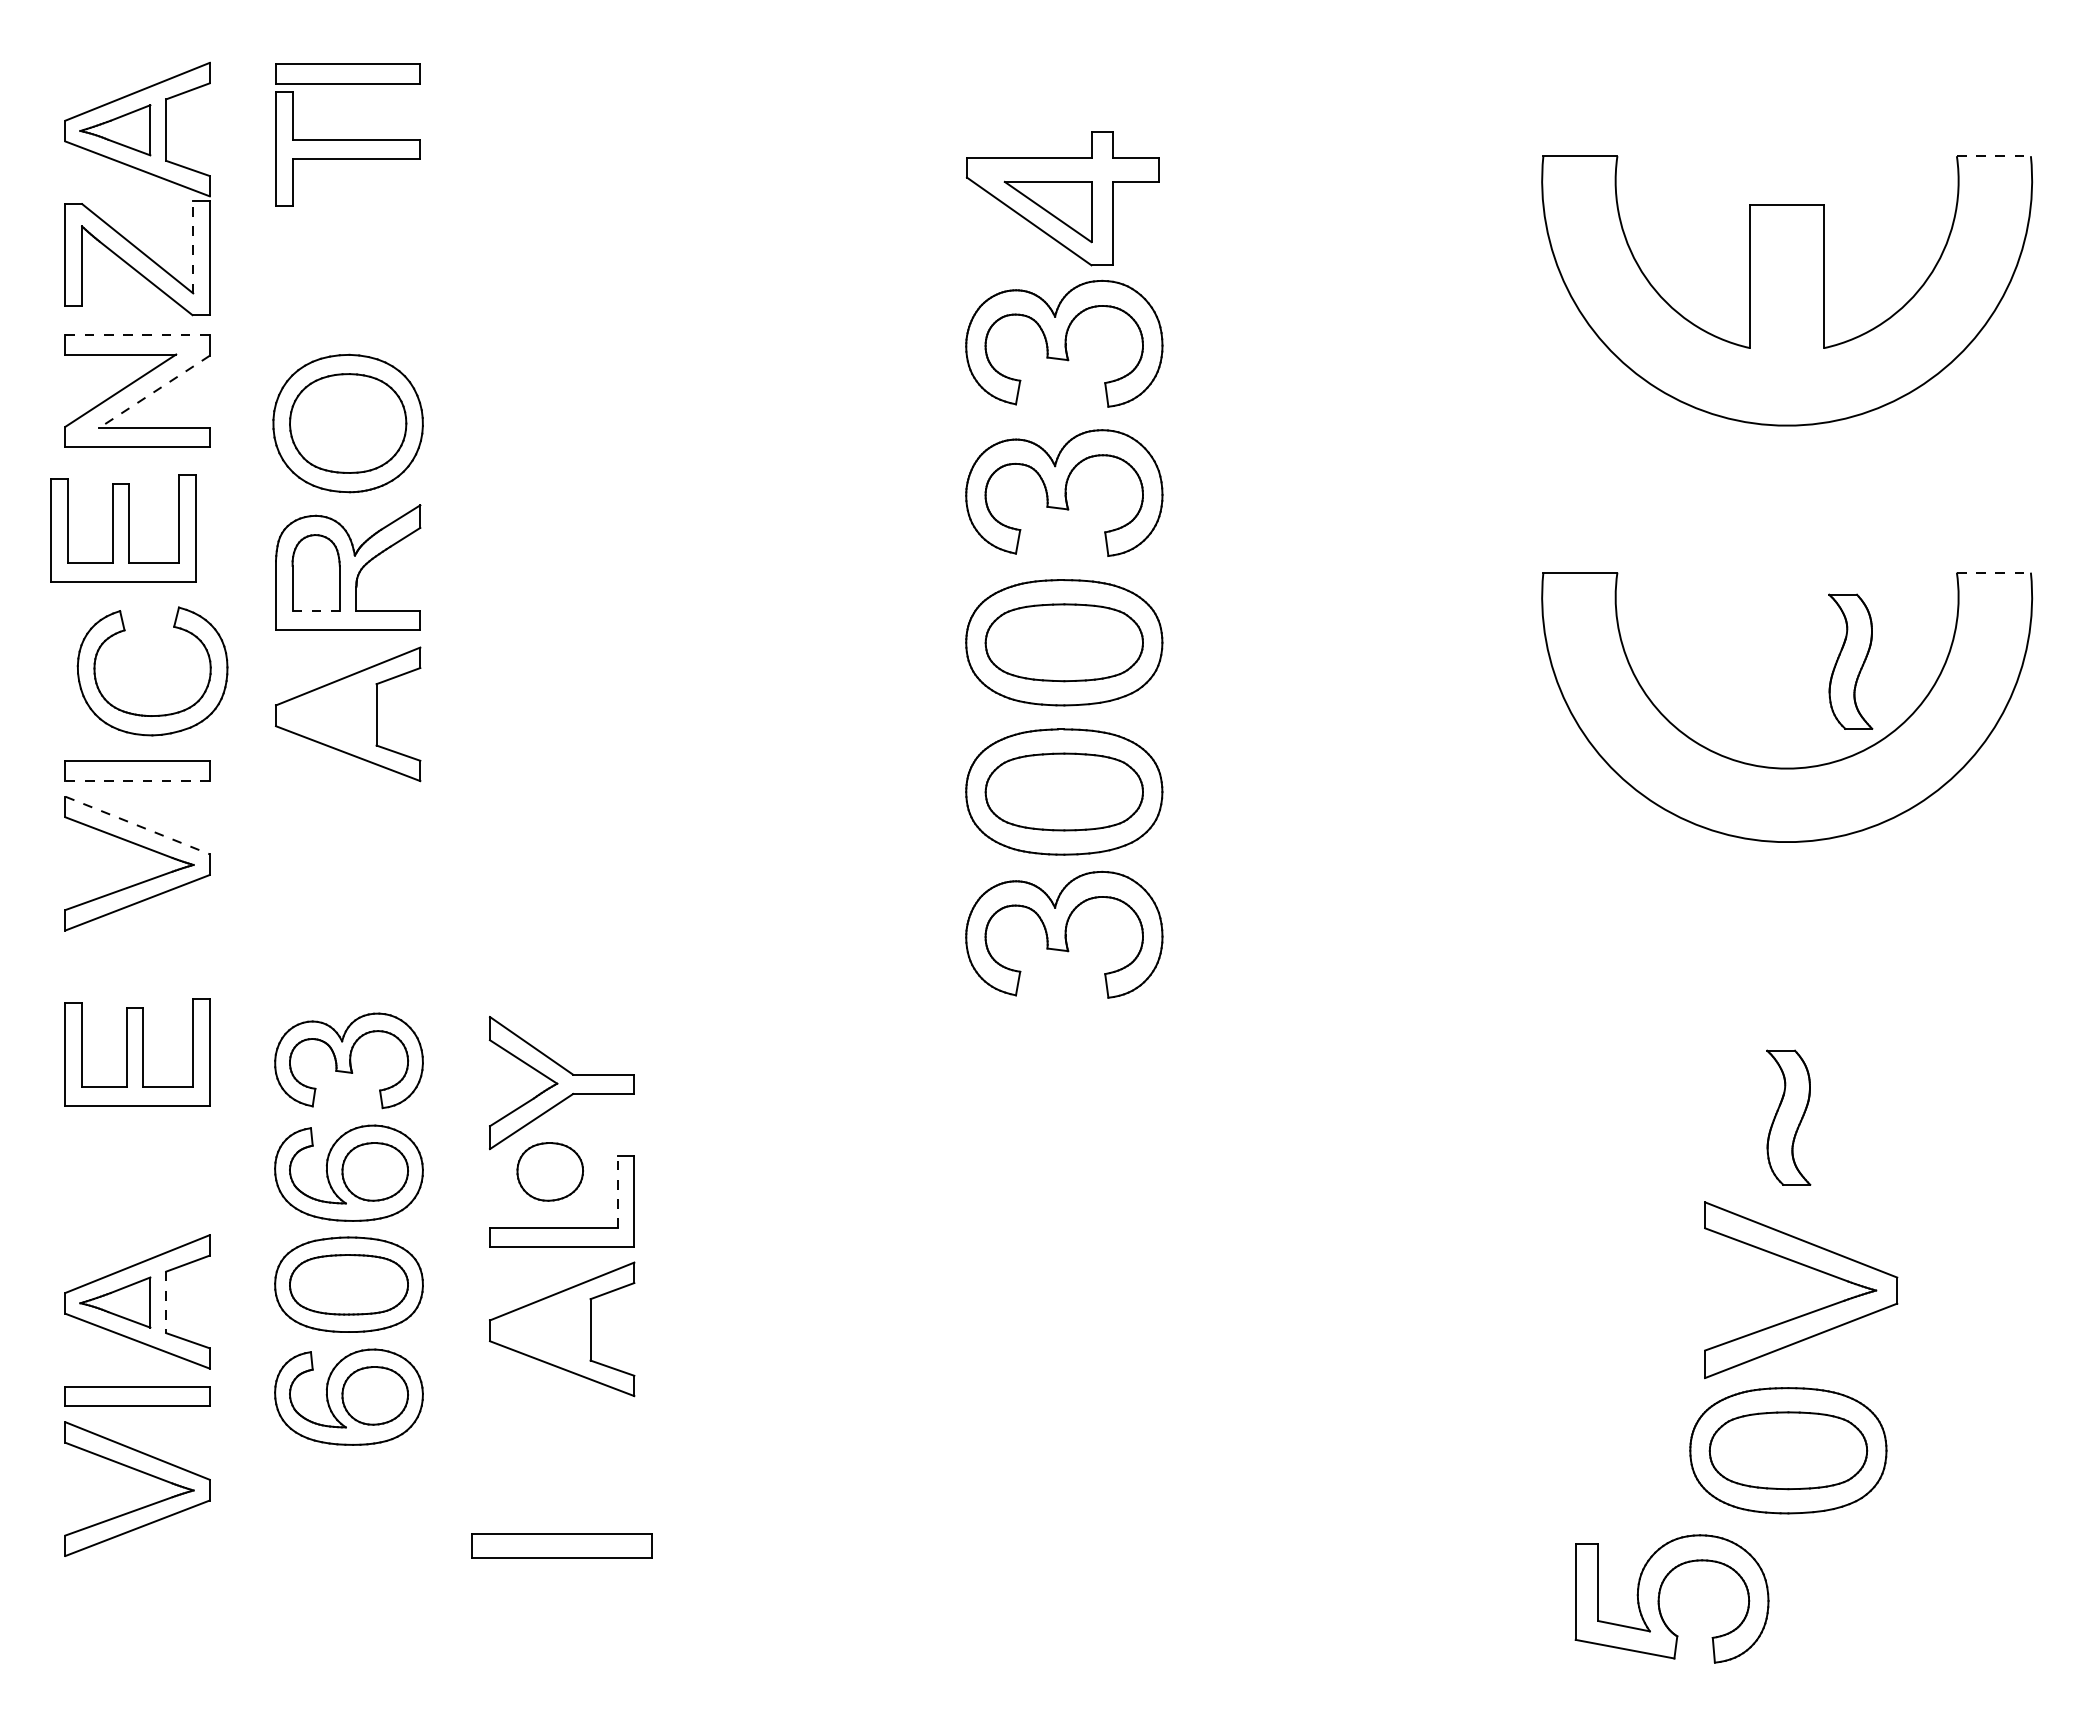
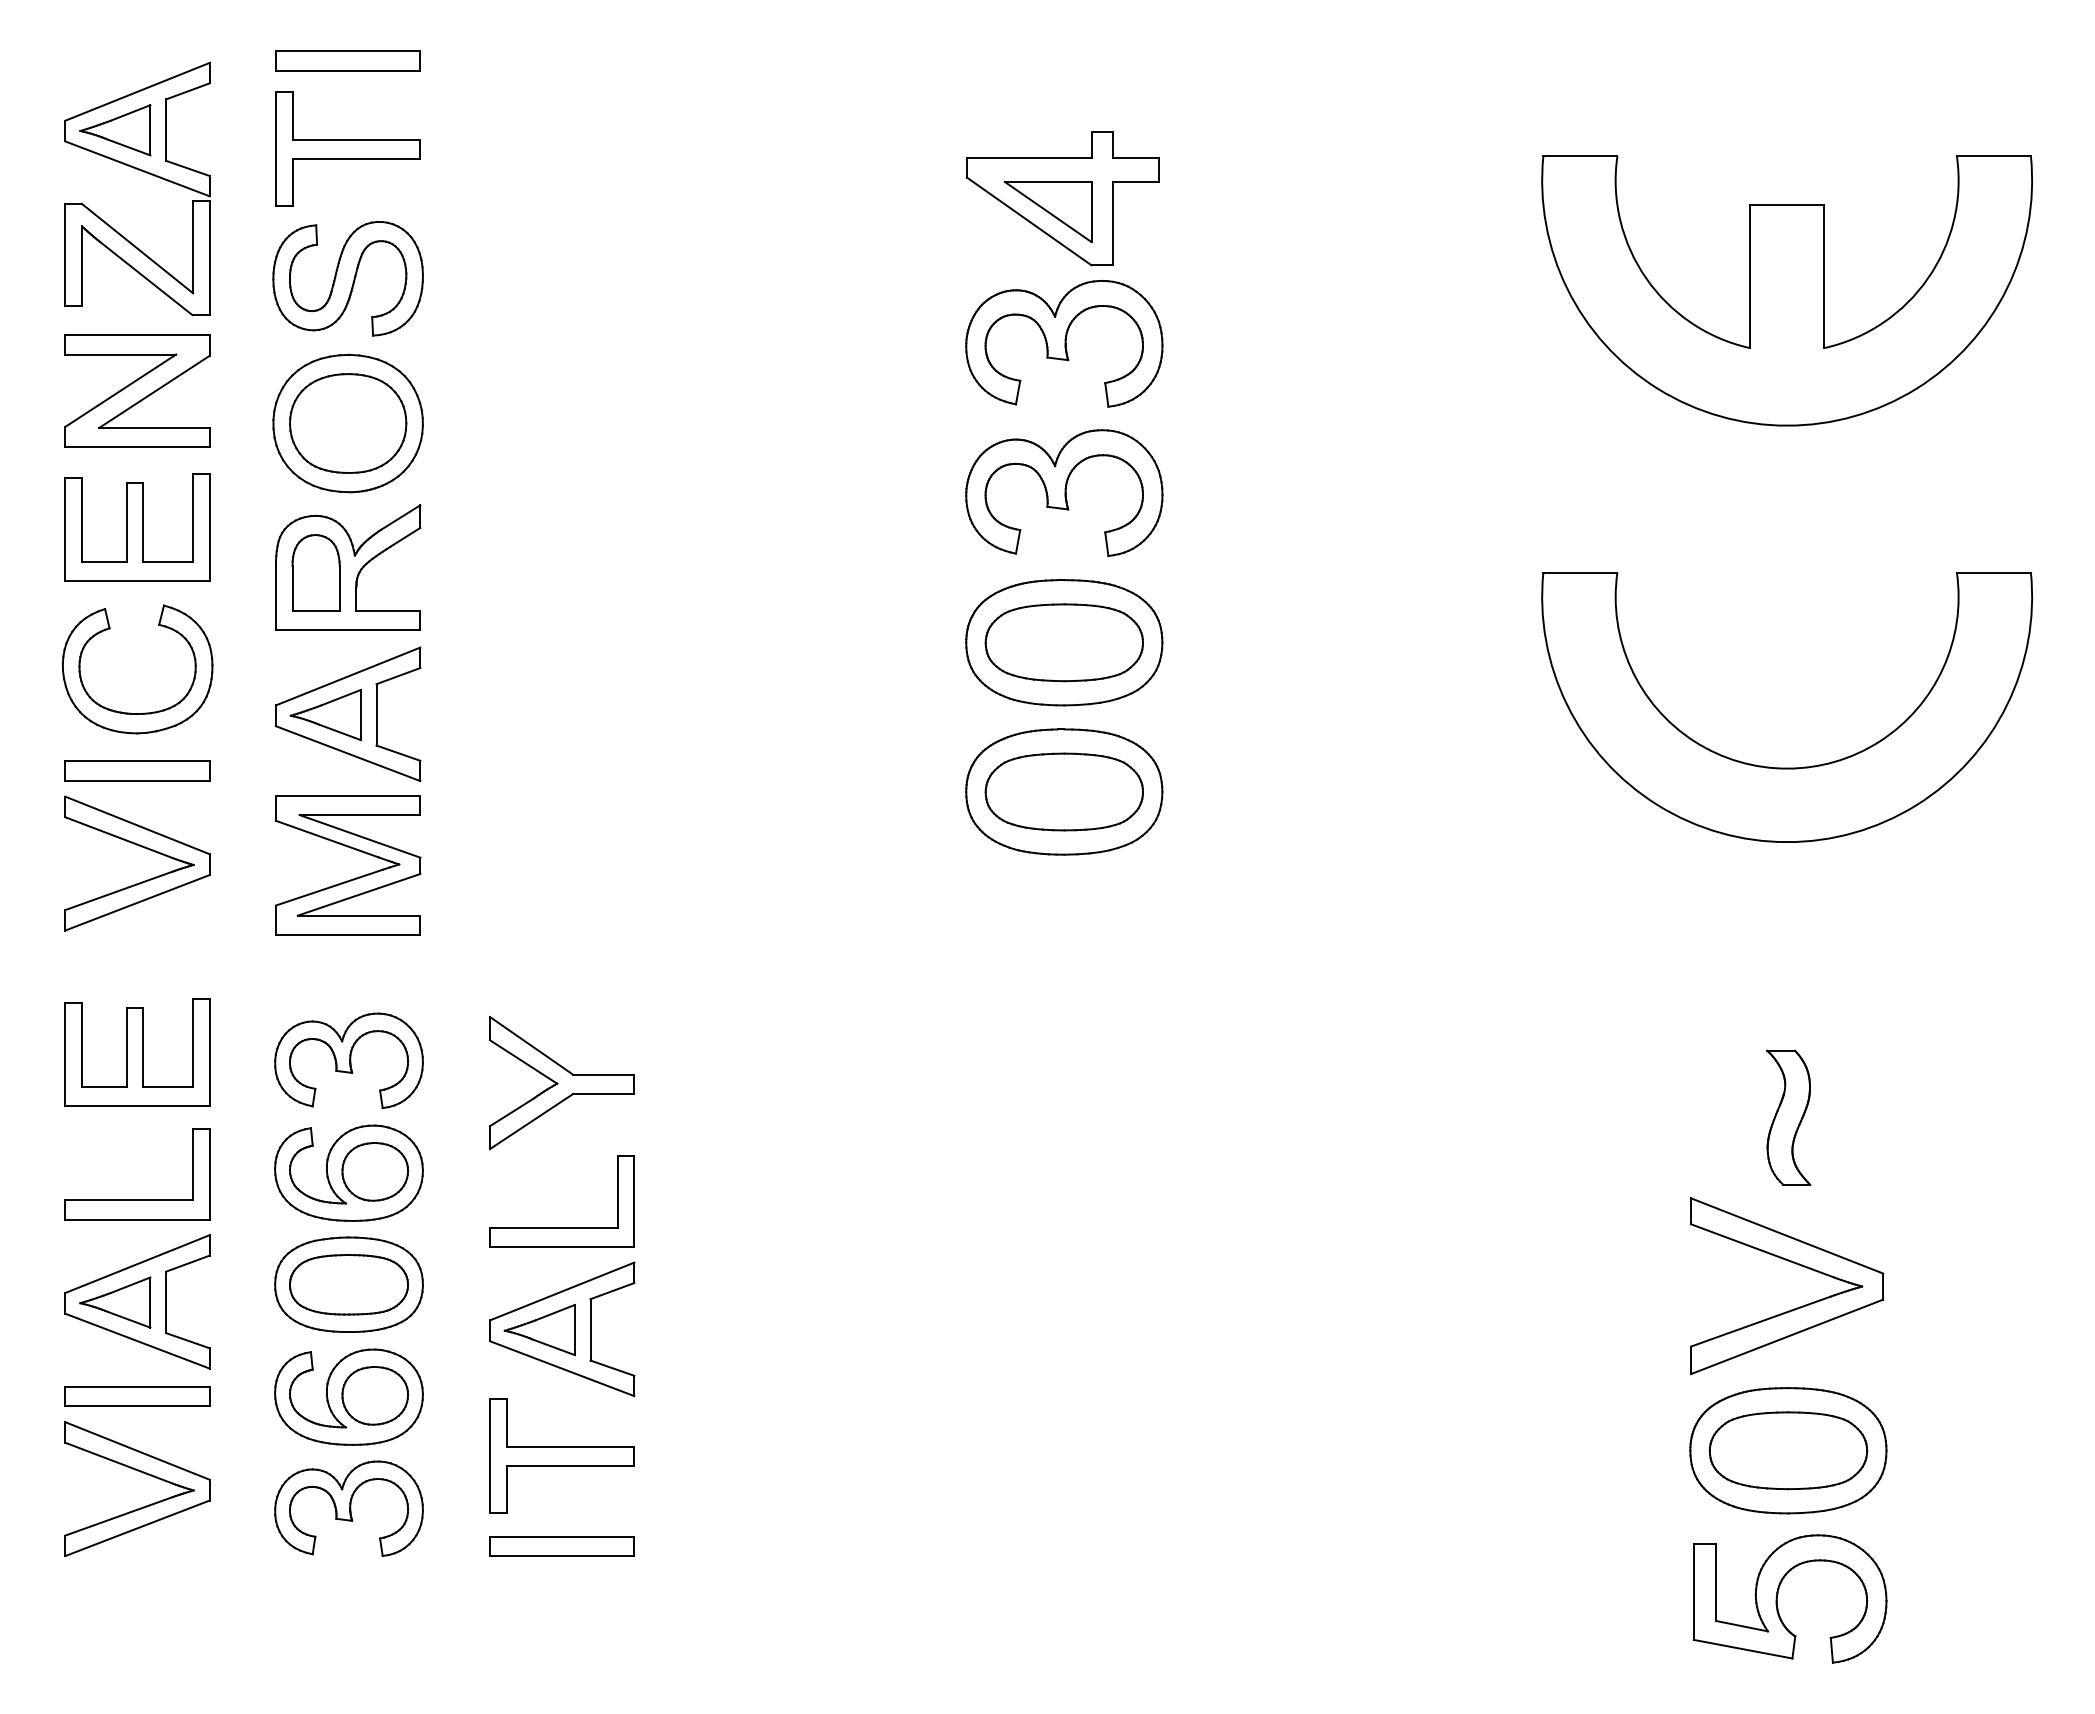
part position: (347, 73) -> (347, 60) (347, 60)
line: dashed -> solid (1993, 156)
line: dashed -> solid (193, 246)
part: none -> present (347, 278)
line: dashed -> solid (138, 335)
line: dashed -> solid (154, 392)
part position: (123, 528) -> (137, 527) (137, 527)
line: dashed -> solid (1993, 572)
line: dashed -> solid (316, 611)
part: present -> none (1850, 661)
part position: (158, 714) -> (143, 712) (143, 712)
part: none -> present (325, 715)
line: dashed -> solid (137, 780)
line: dashed -> solid (137, 825)
part: none -> present (353, 878)
part: present -> none (1064, 934)
part: present -> none (549, 1171)
line: dashed -> solid (617, 1192)
part: none -> present (137, 1199)
line: dashed -> solid (166, 1302)
part position: (1810, 1311) -> (1796, 1307) (1796, 1307)
part: none -> present (539, 1330)
part: none -> present (561, 1455)
part: none -> present (348, 1508)
part size: 182x26 px -> 146x21 px (561, 1546)
part position: (1660, 1594) -> (1778, 1594) (1778, 1594)
